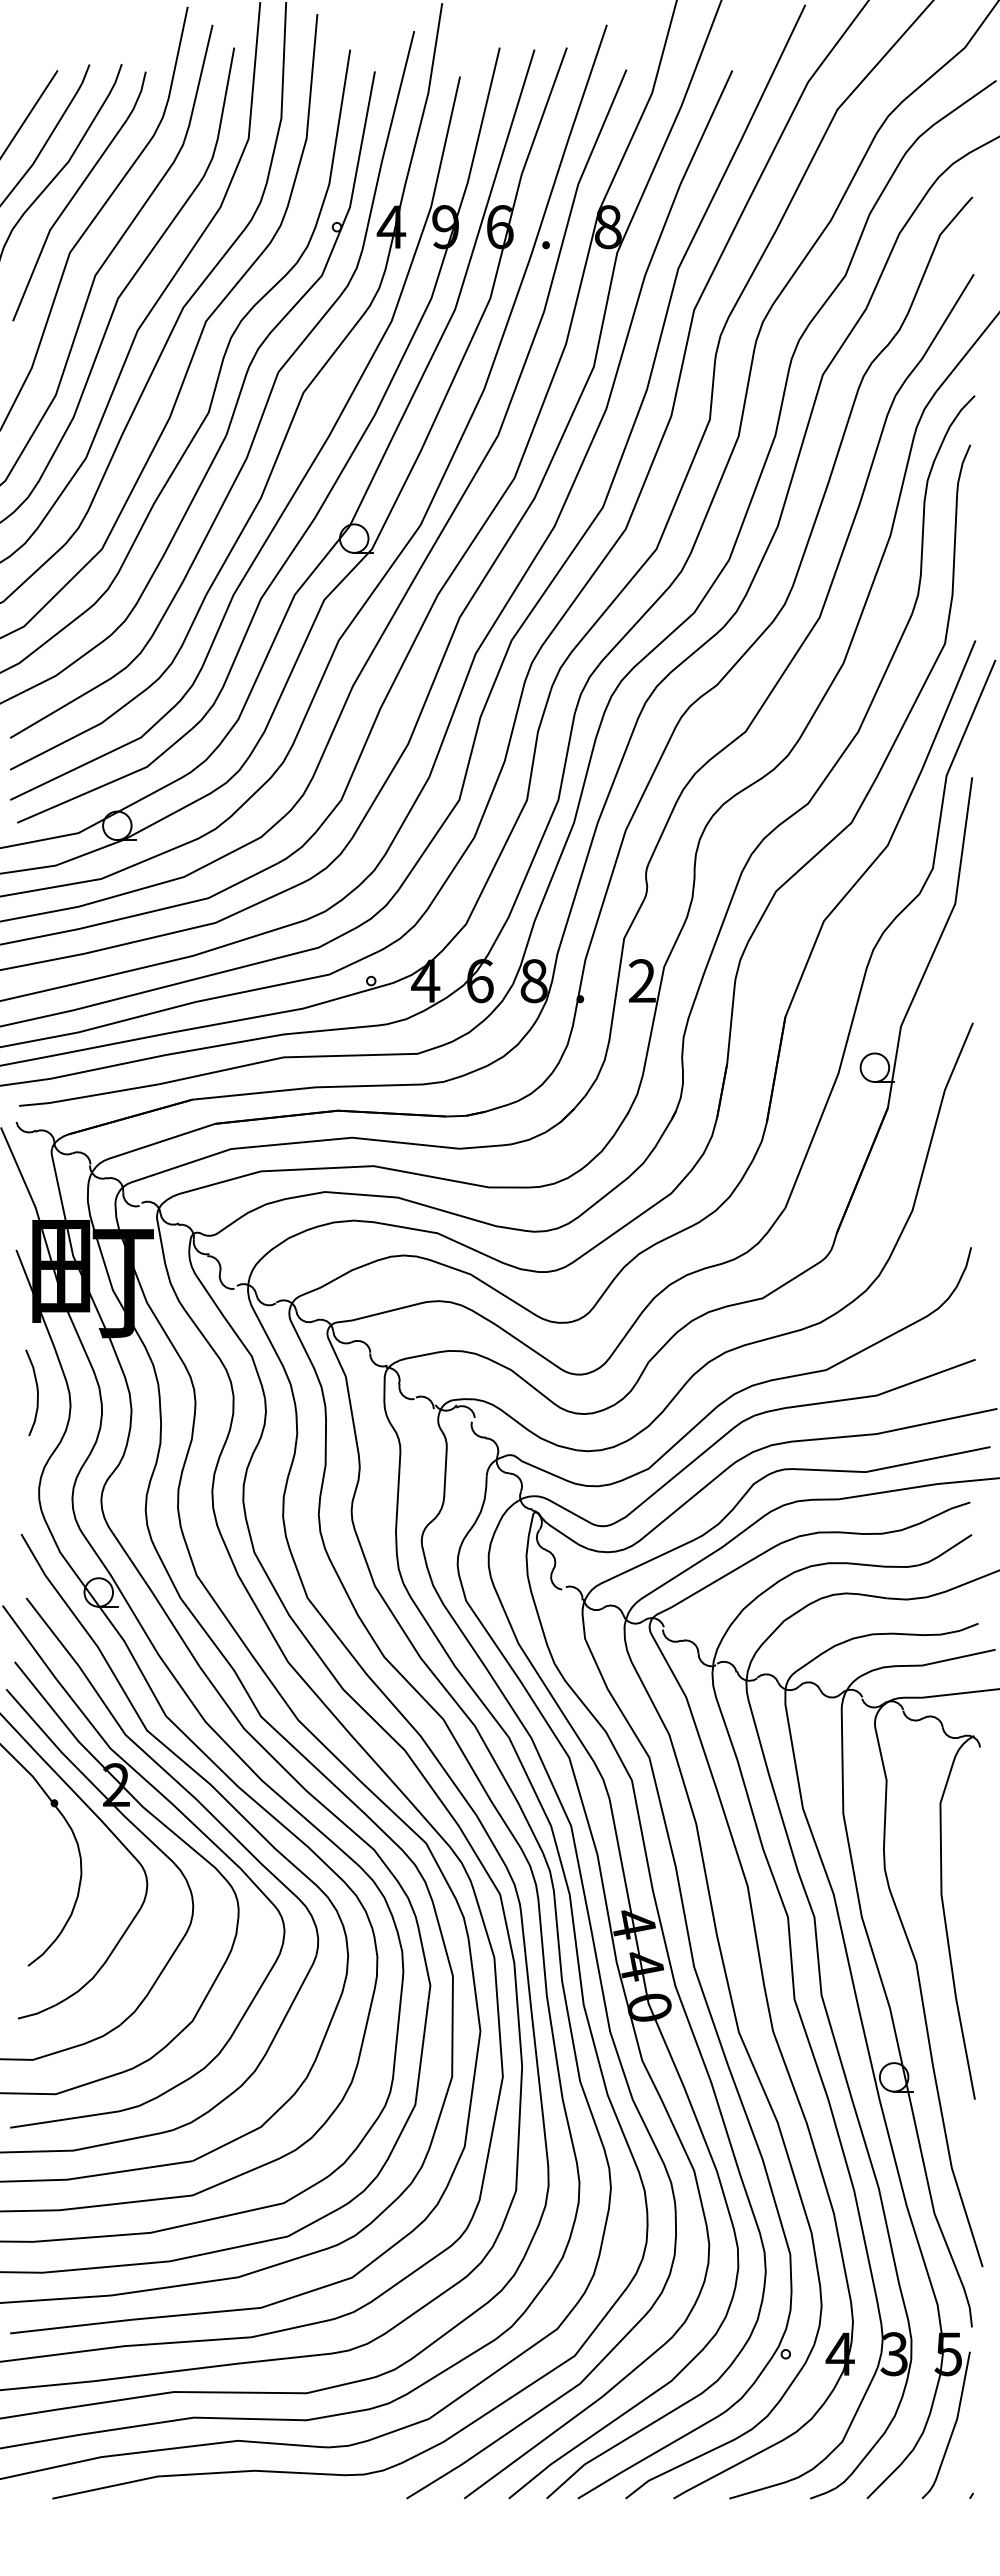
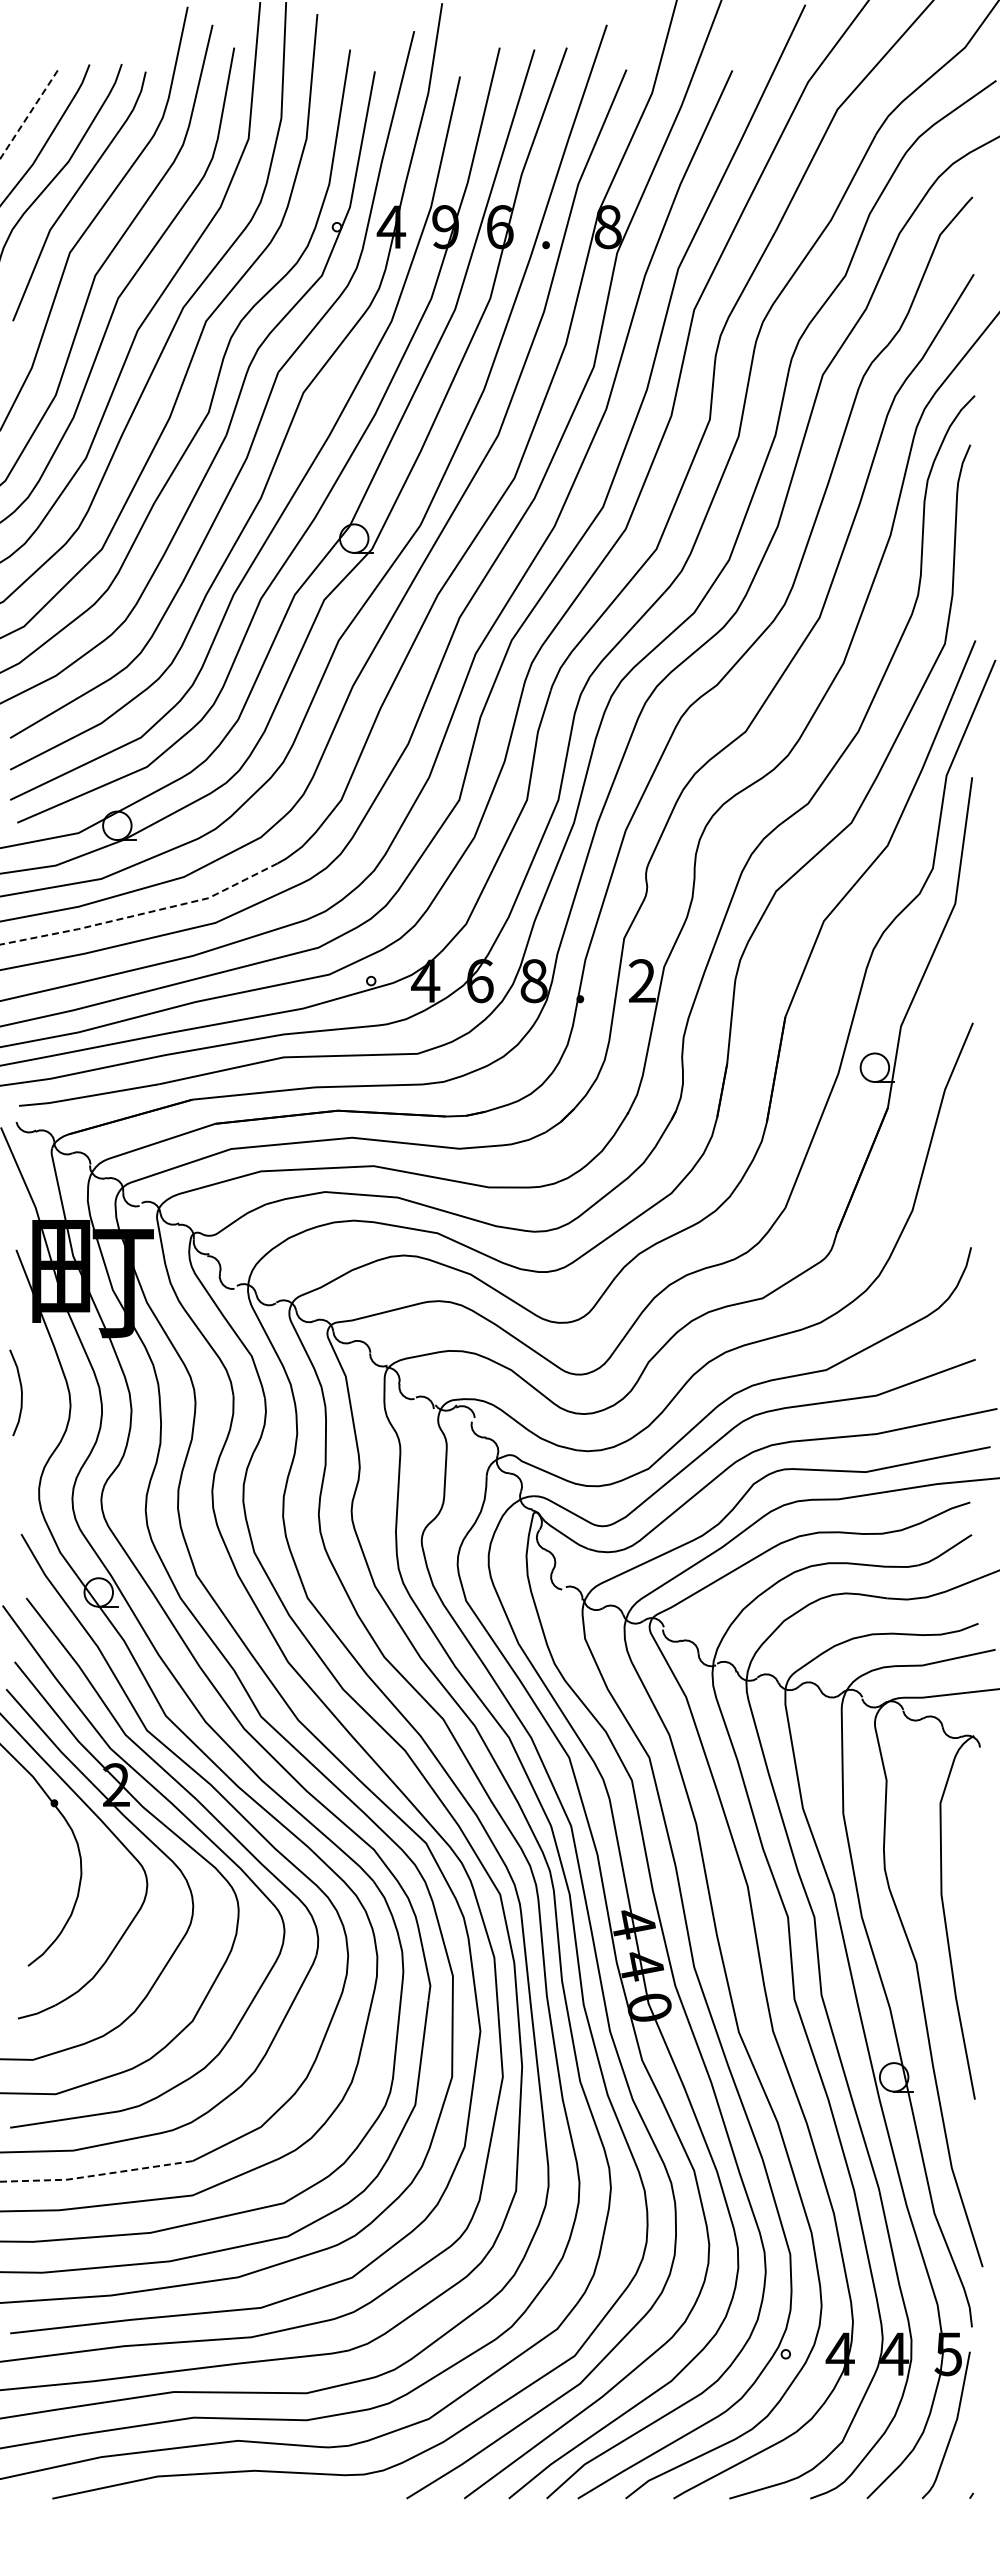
line: solid -> dashed (28, 114)
line: solid -> dashed (142, 913)
curve position: (36, 1390) -> (20, 1390) (20, 1390)
line: solid -> dashed (95, 2175)
text: 3 -> 4 (894, 2354)
